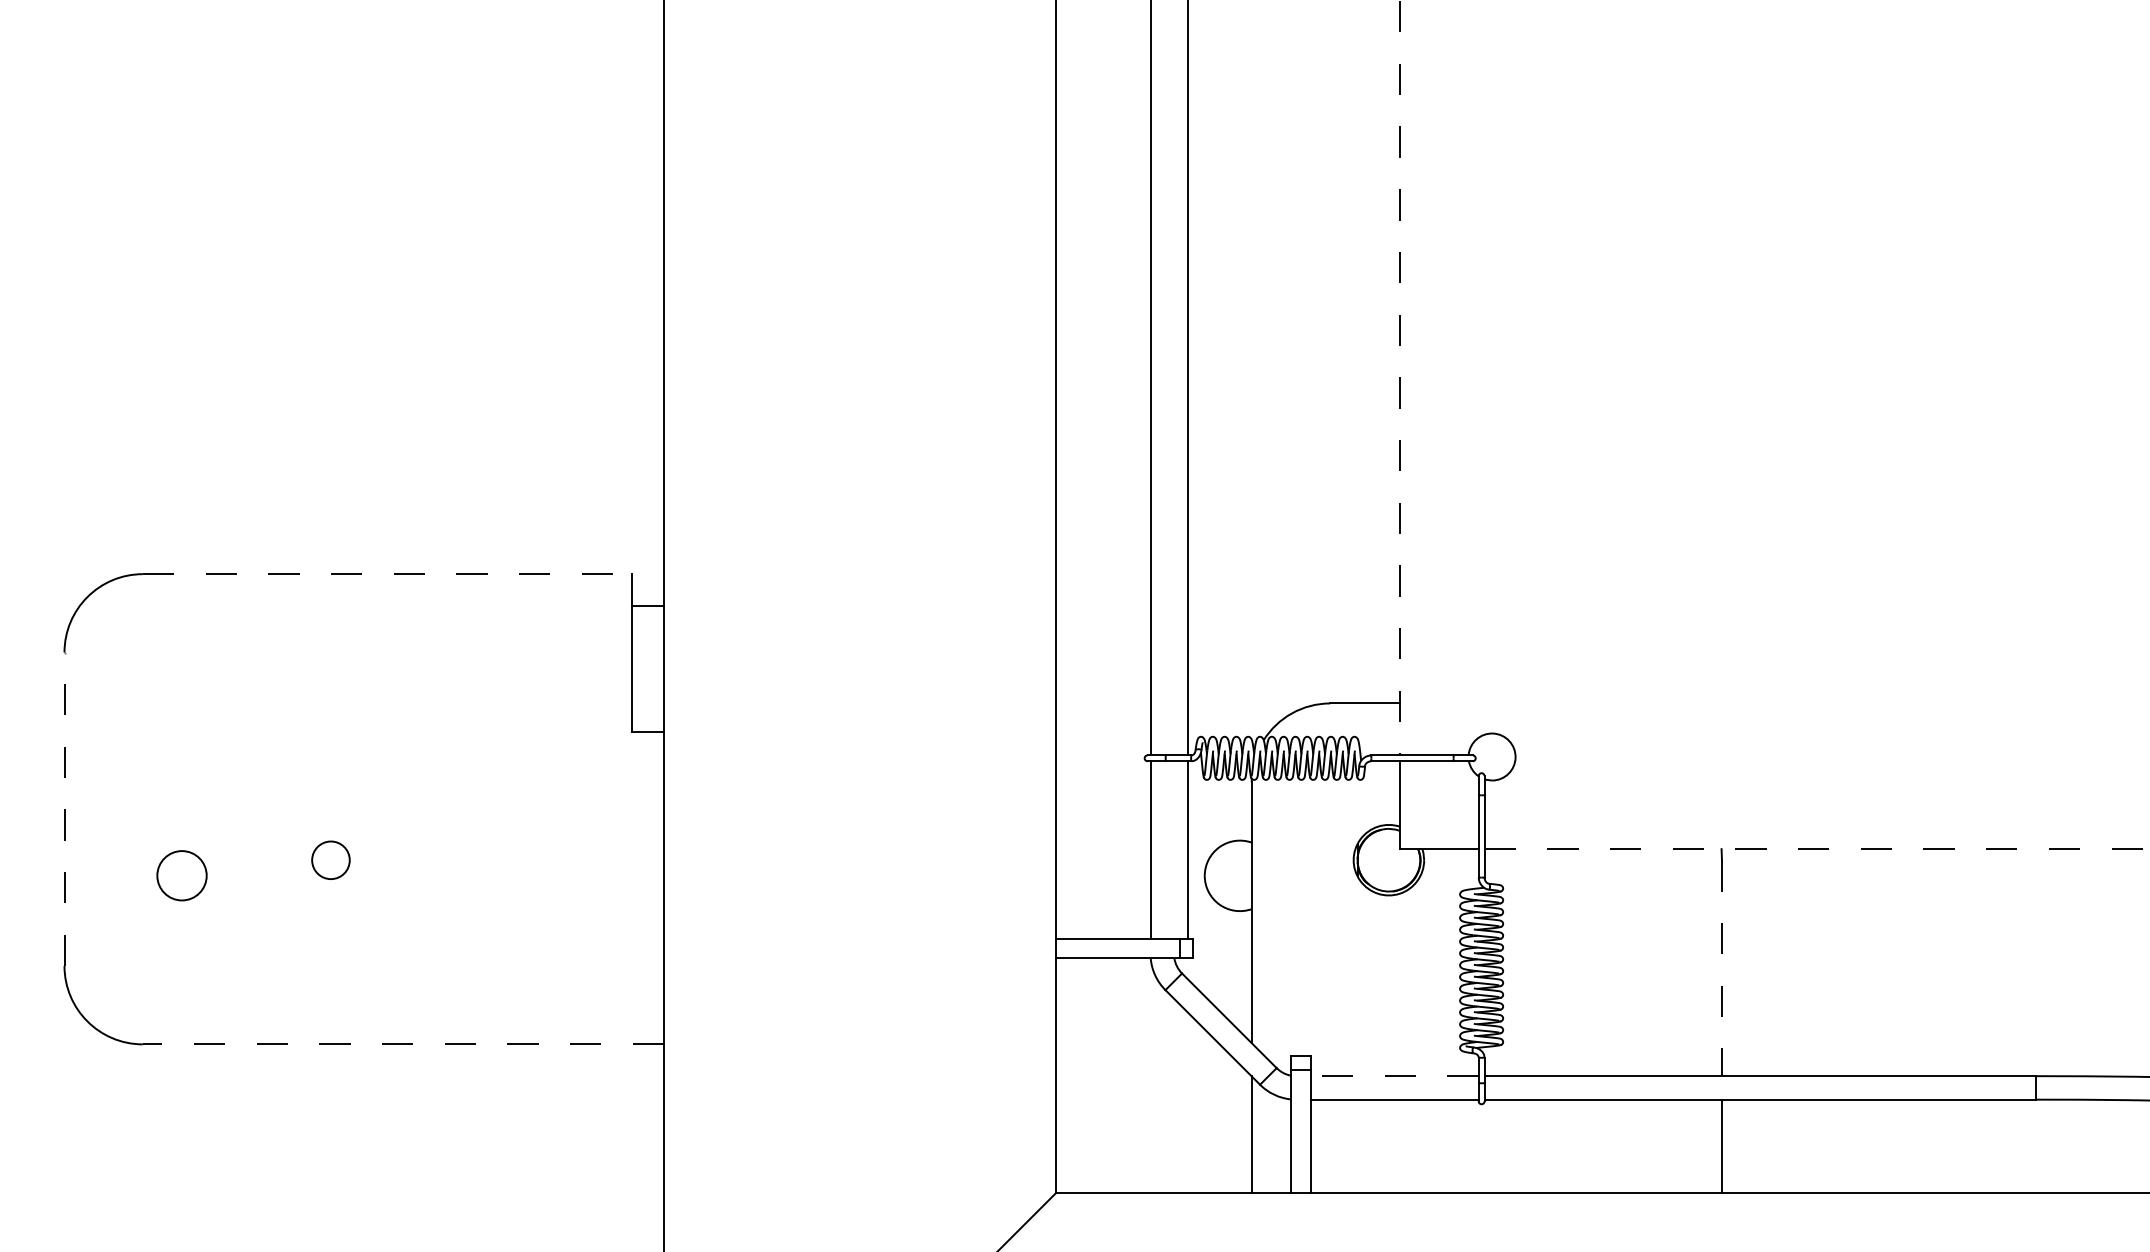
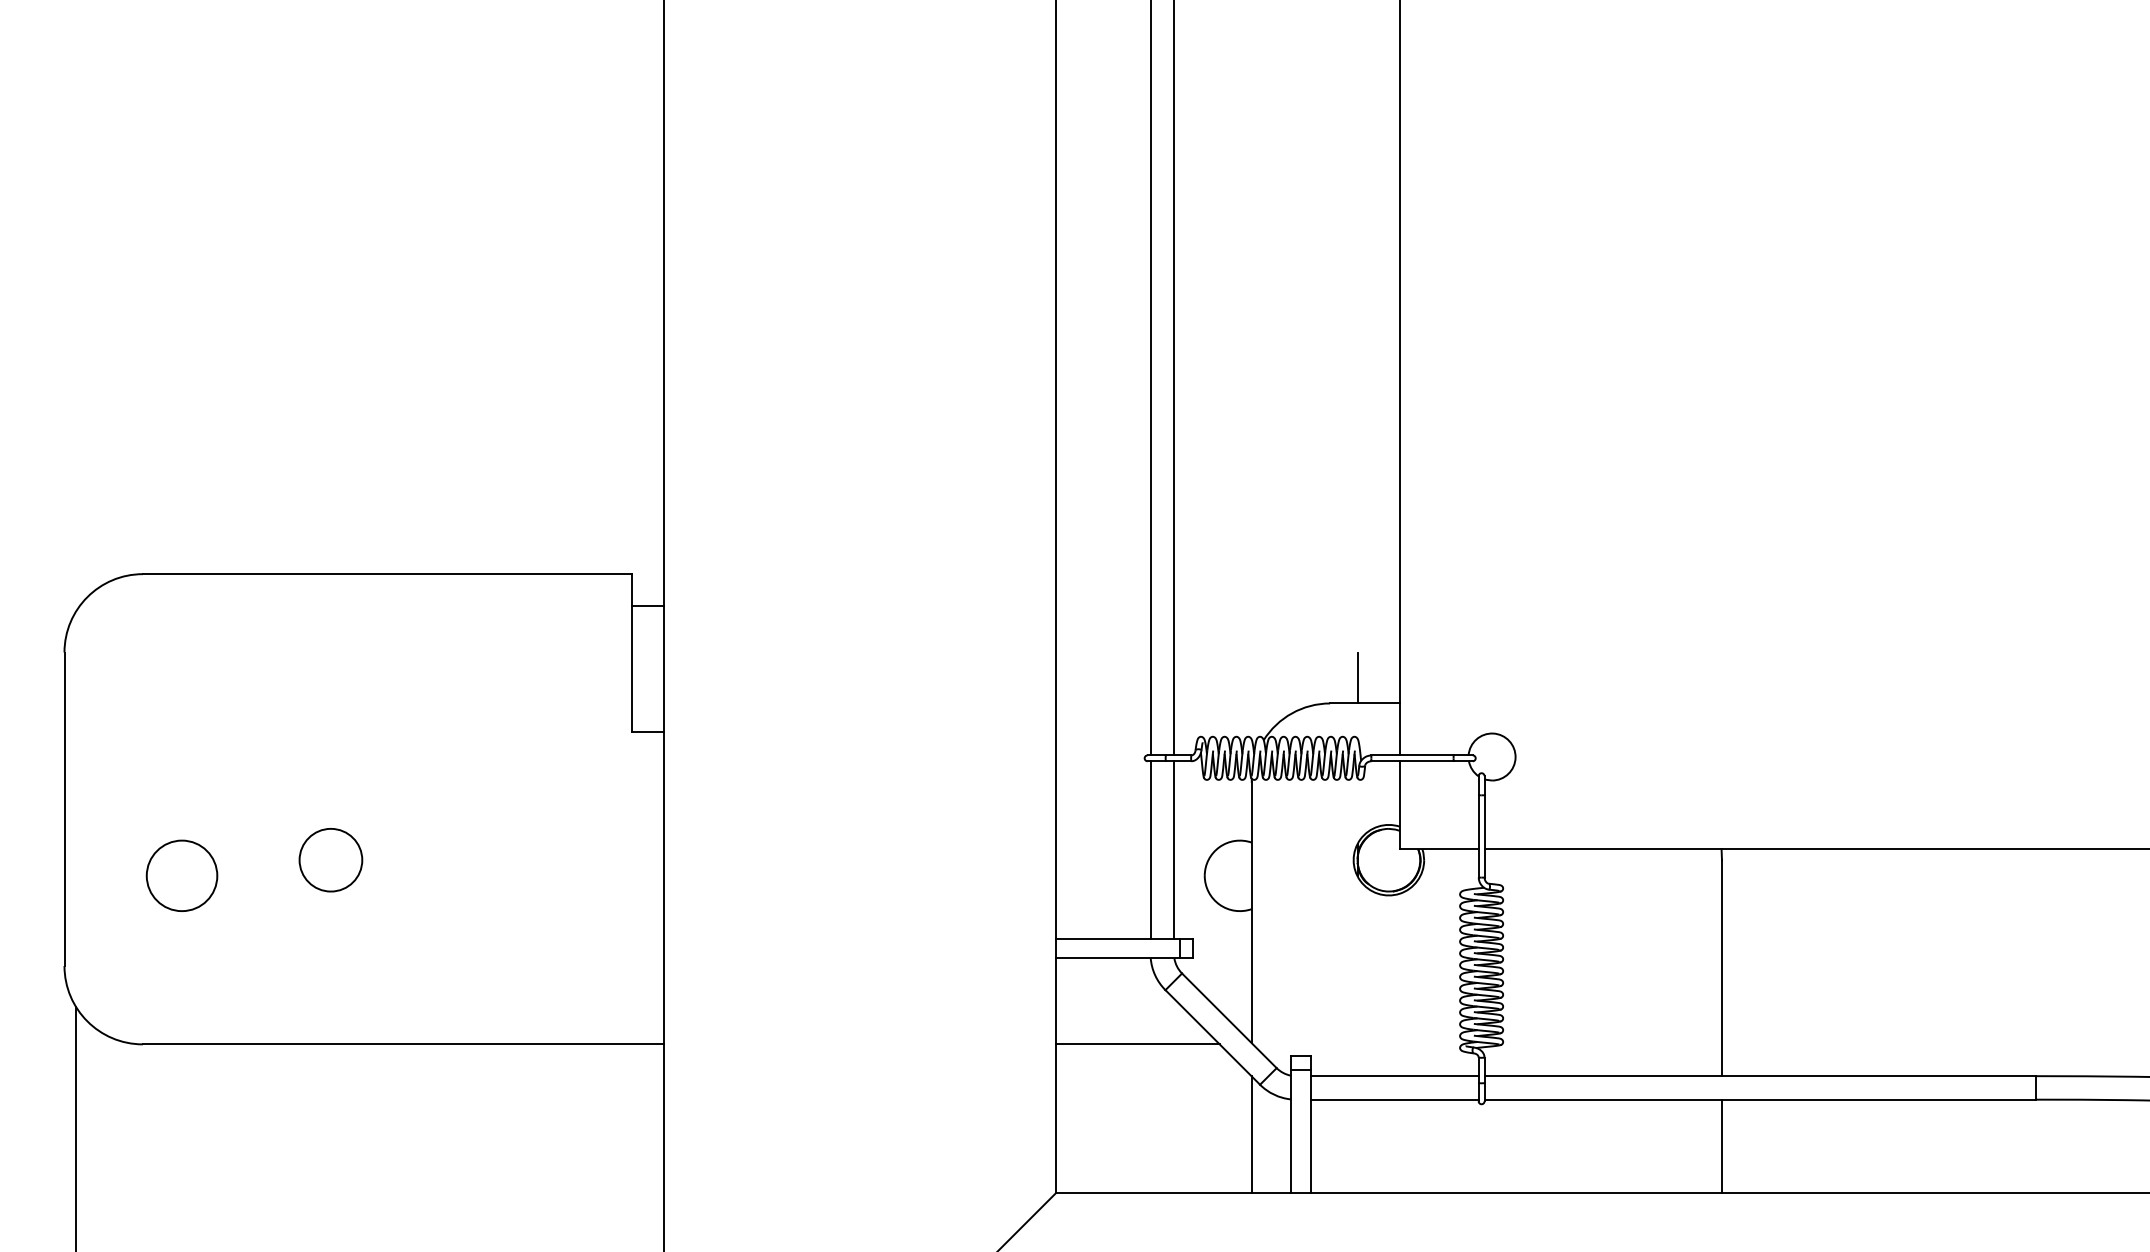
line position: (1188, 378) -> (1174, 378) (1174, 378)
line: dashed -> solid (1399, 378)
line: dashed -> solid (387, 574)
line: none -> present (1357, 677)
line: dashed -> solid (64, 809)
line position: (1188, 849) -> (1174, 849) (1174, 849)
line: dashed -> solid (1817, 849)
circle size: 40x40 px -> 66x65 px (330, 860)
circle size: 52x52 px -> 74x73 px (181, 875)
line: dashed -> solid (1721, 968)
line: dashed -> solid (403, 1044)
line: none -> present (1137, 1044)
line: dashed -> solid (1394, 1076)
line: none -> present (76, 1127)
